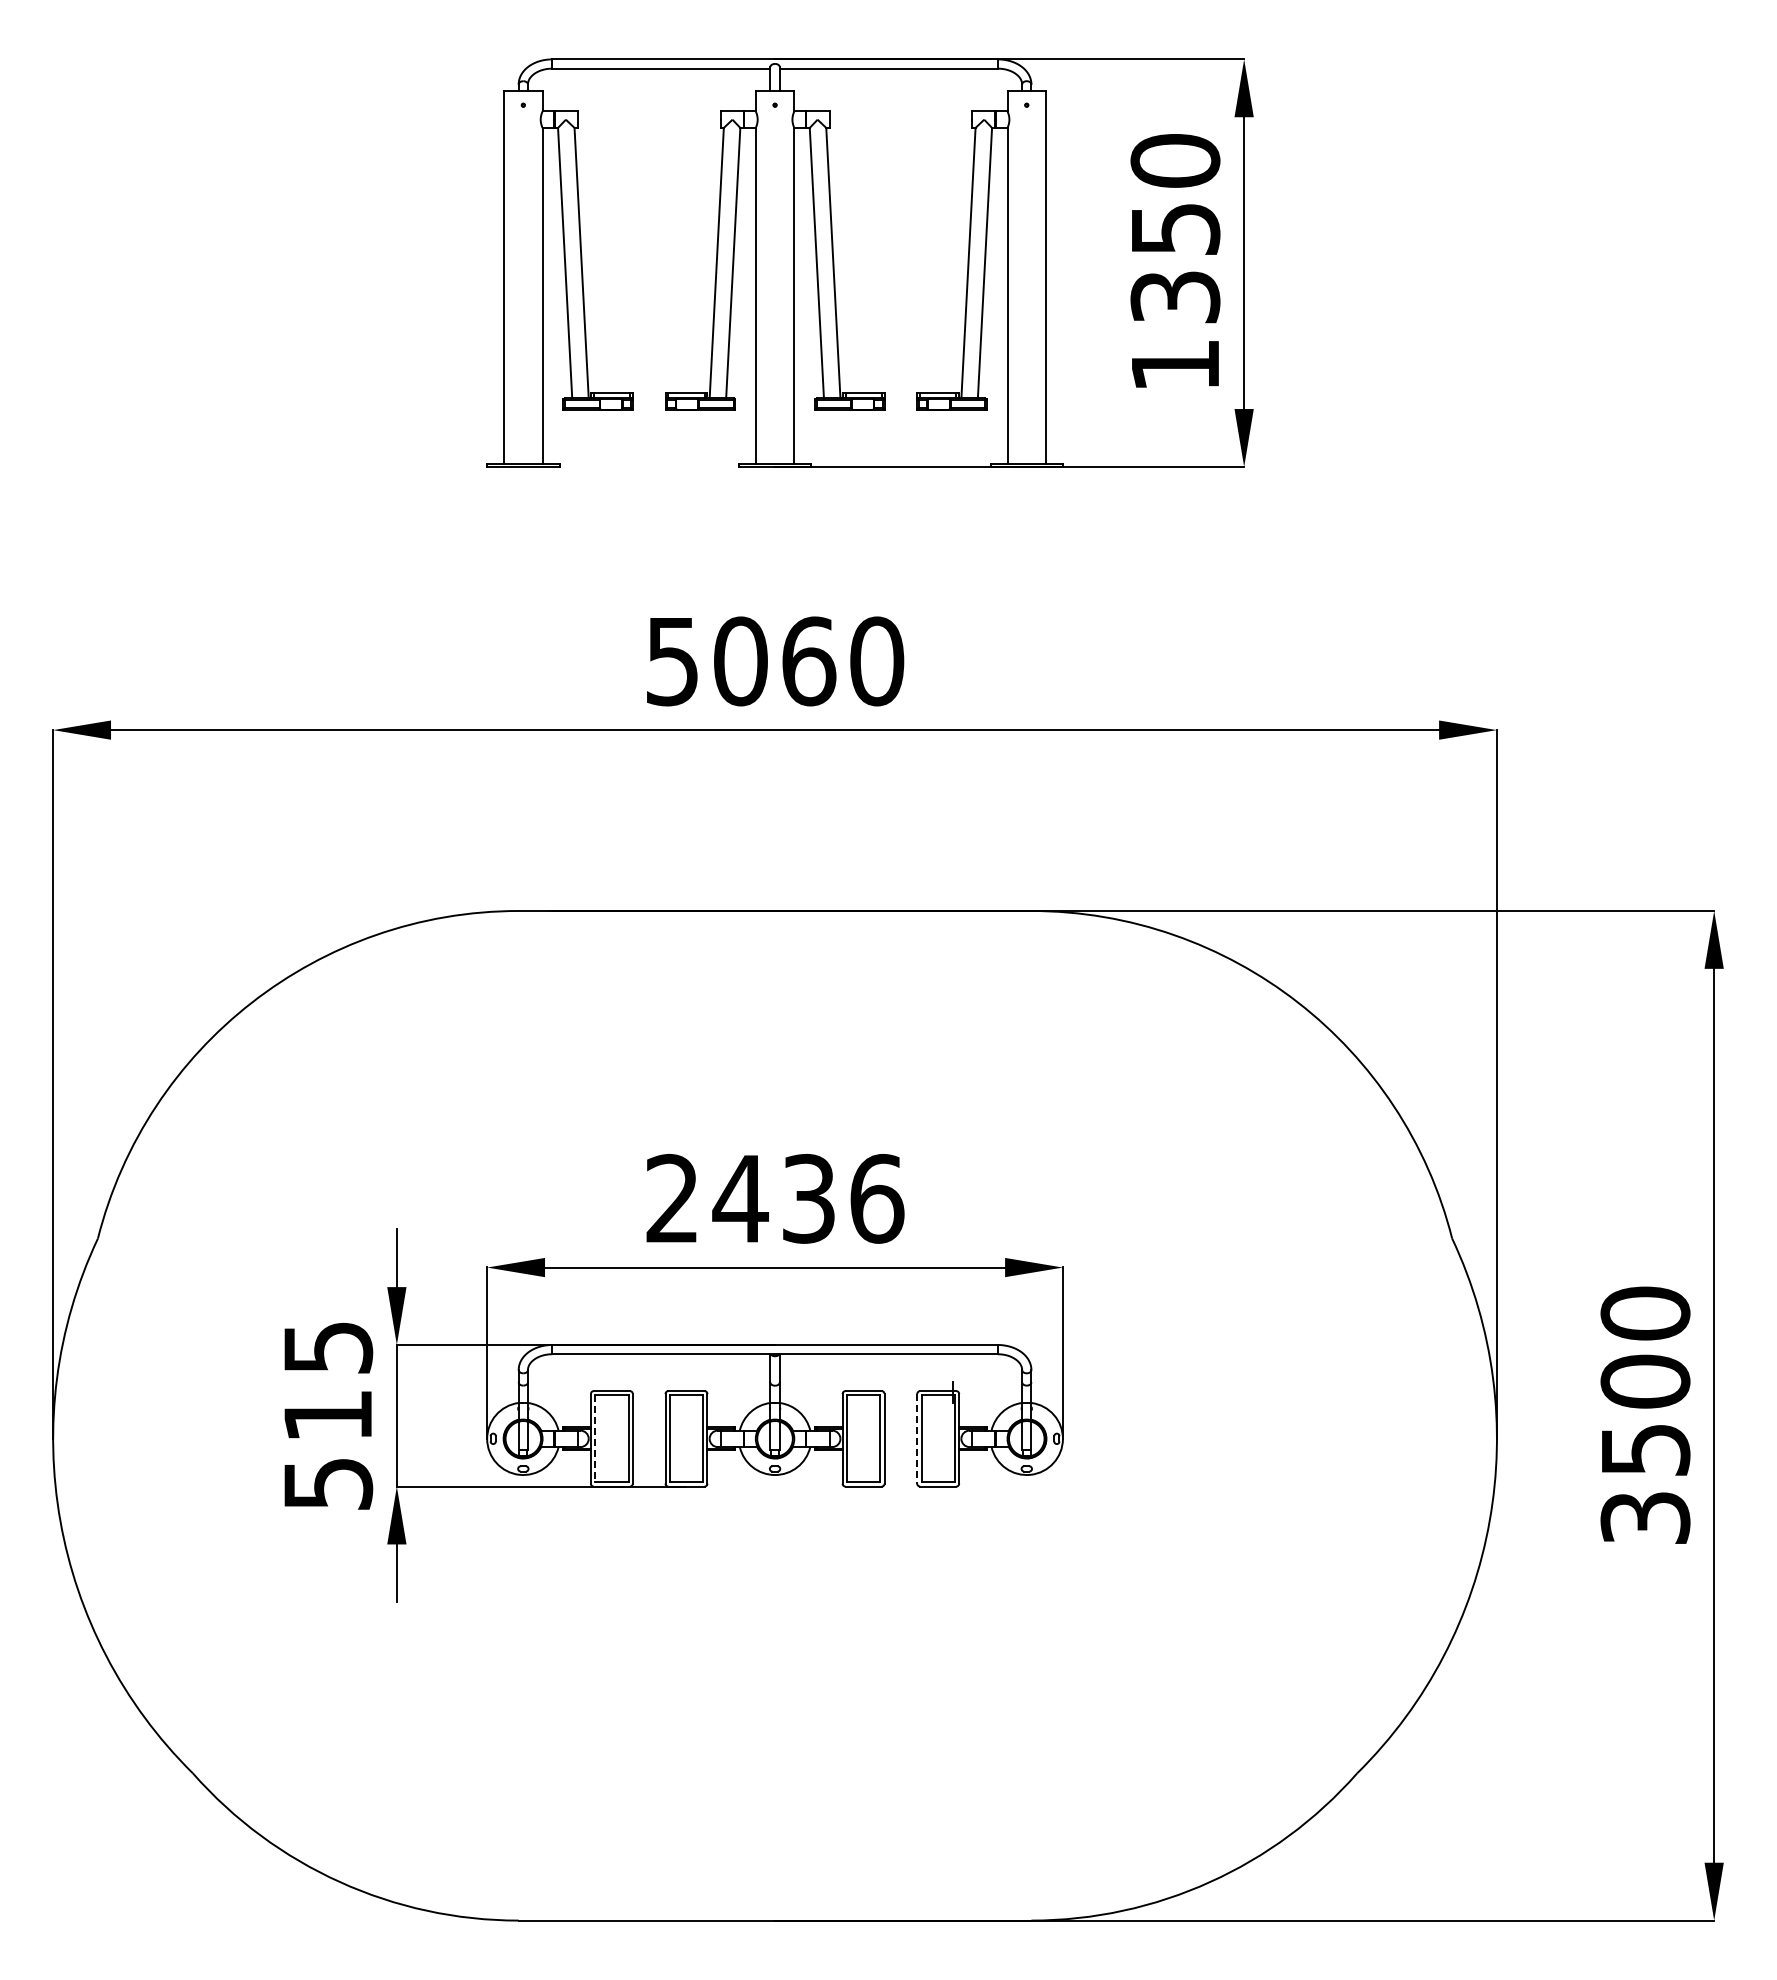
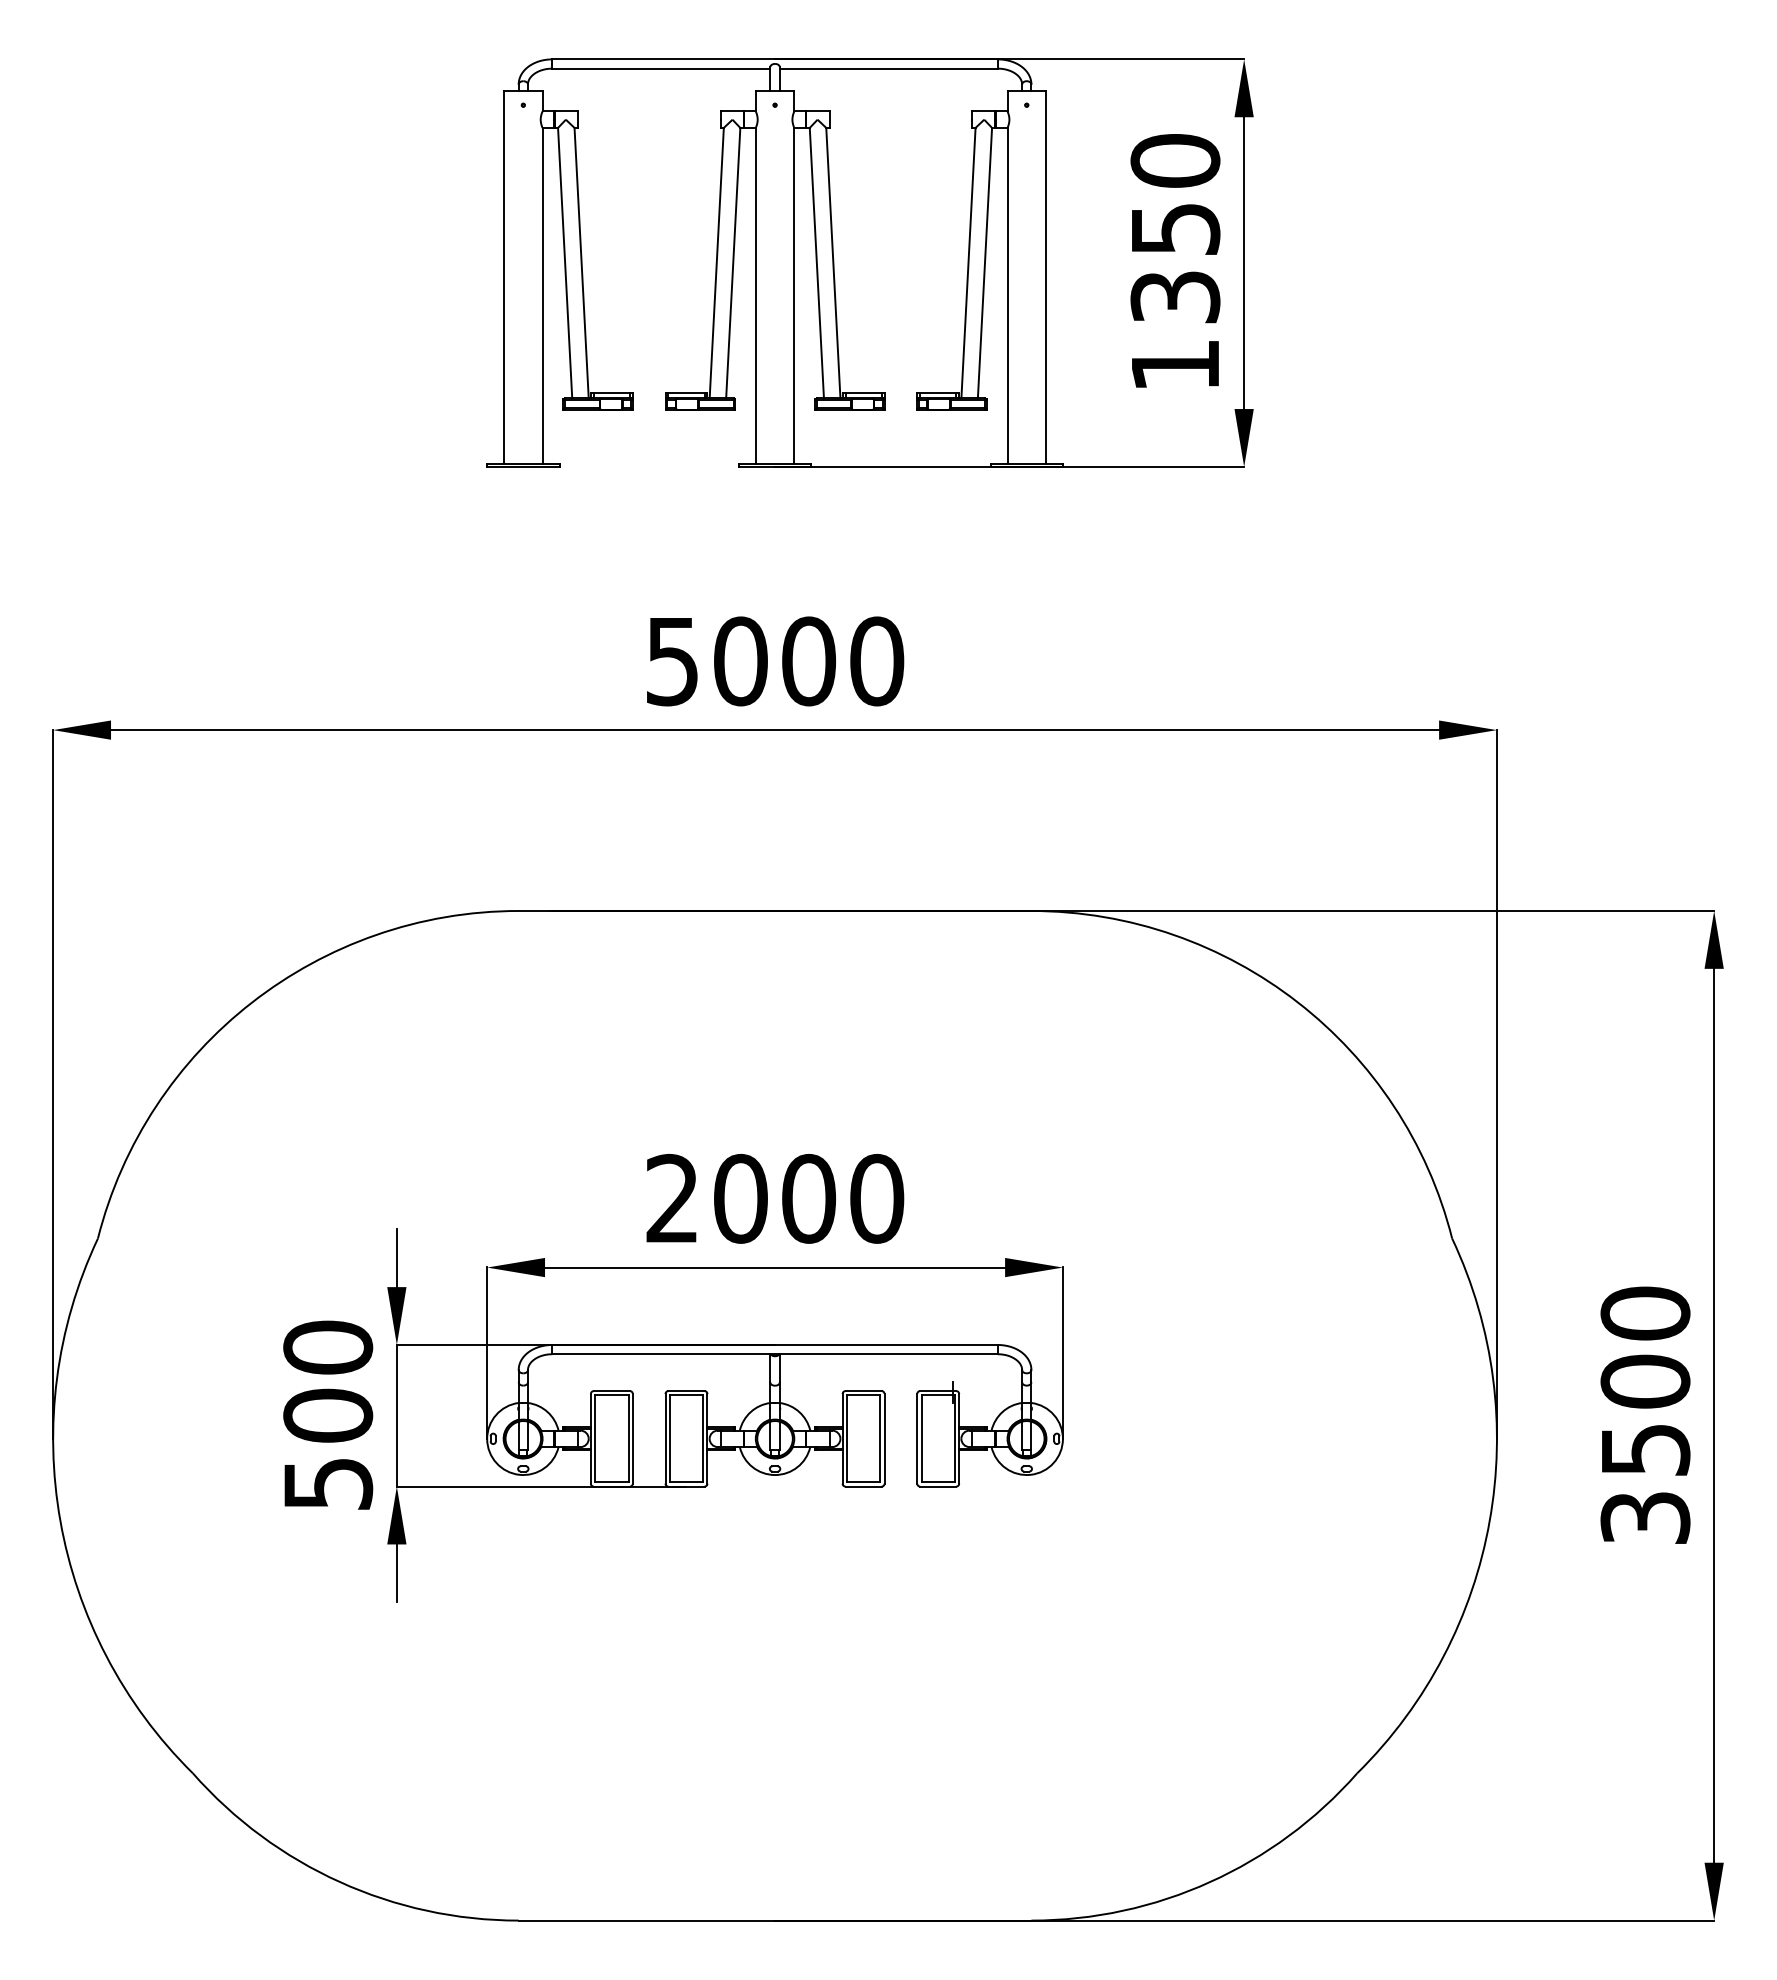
text: 5060 -> 5000 (809, 661)
text: 2436 -> 2000 (808, 1198)
text: 515 -> 500 (328, 1381)
line: dashed -> solid (917, 1438)
line: dashed -> solid (595, 1439)
